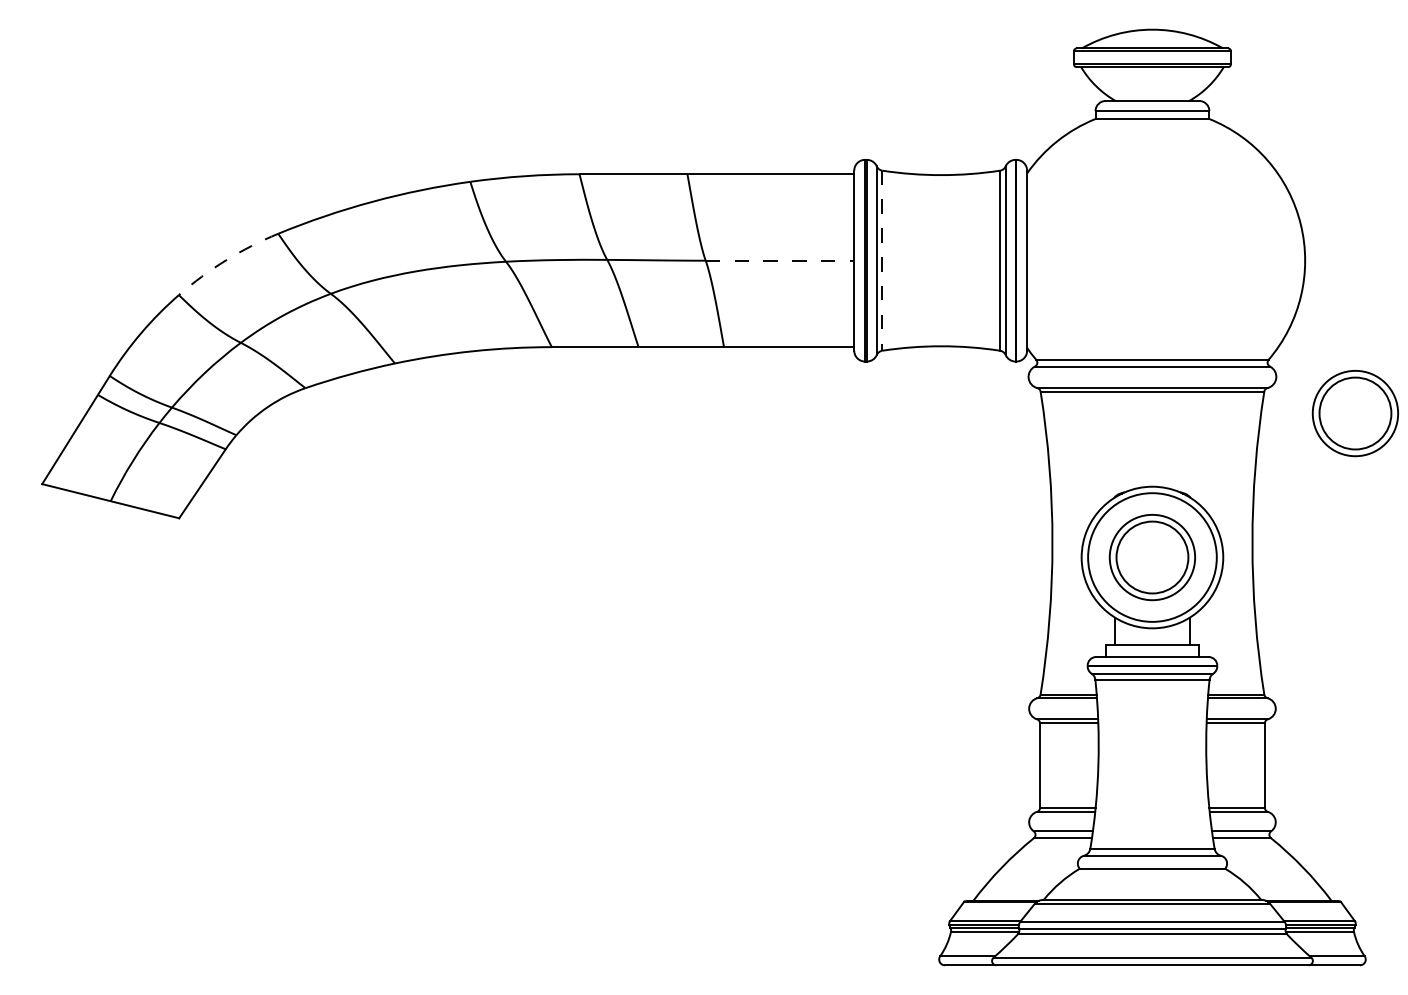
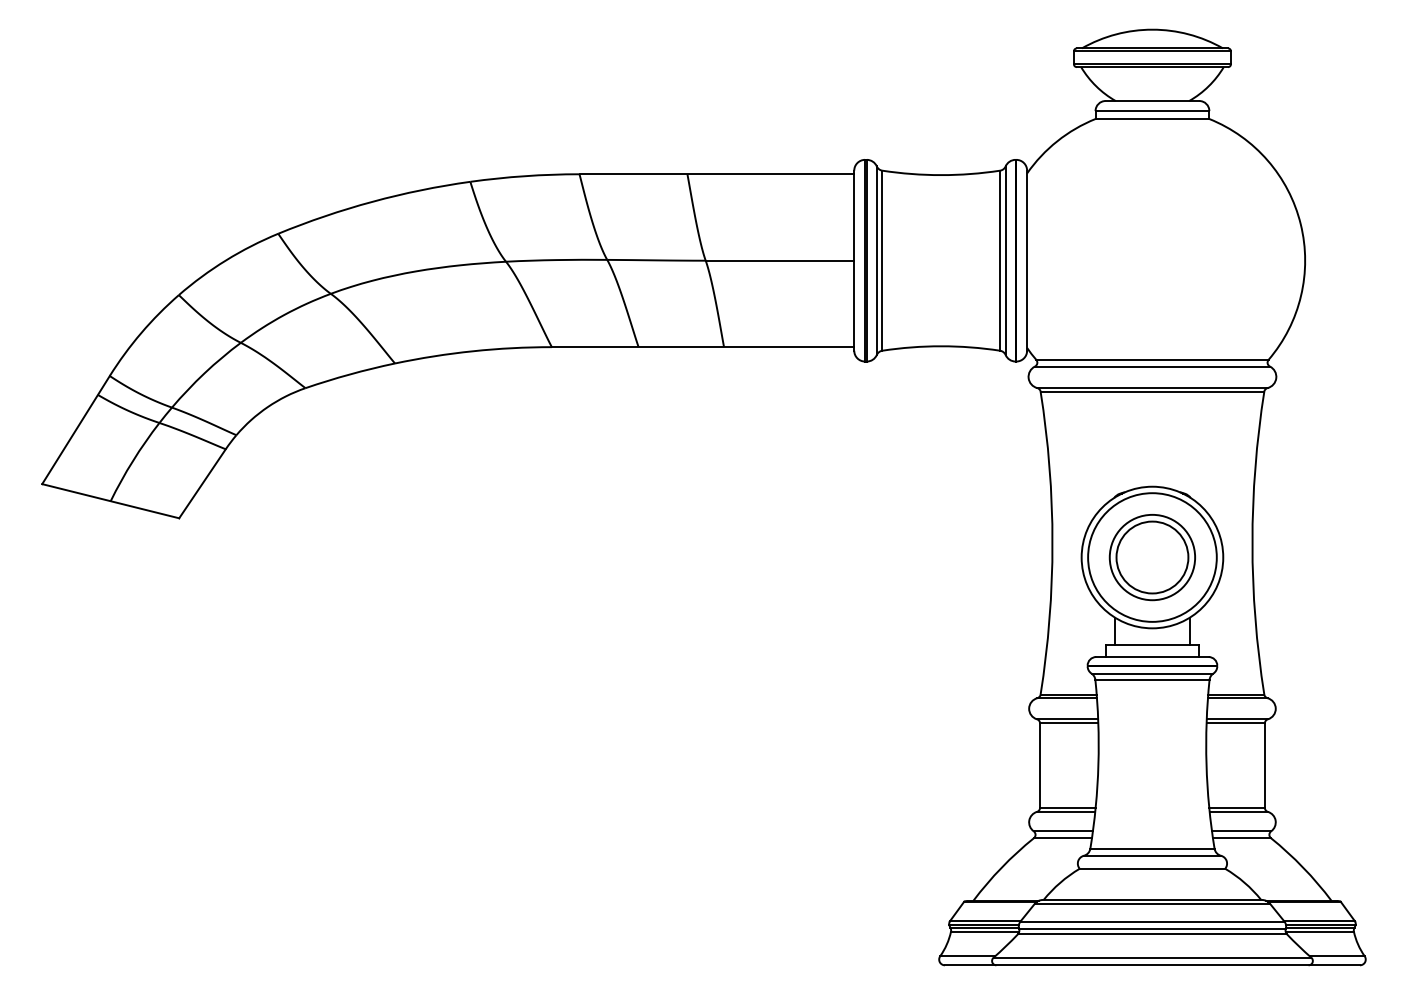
arc: dashed -> solid (226, 260)
line: dashed -> solid (780, 260)
line: dashed -> solid (882, 261)
part: present -> none (1354, 413)
